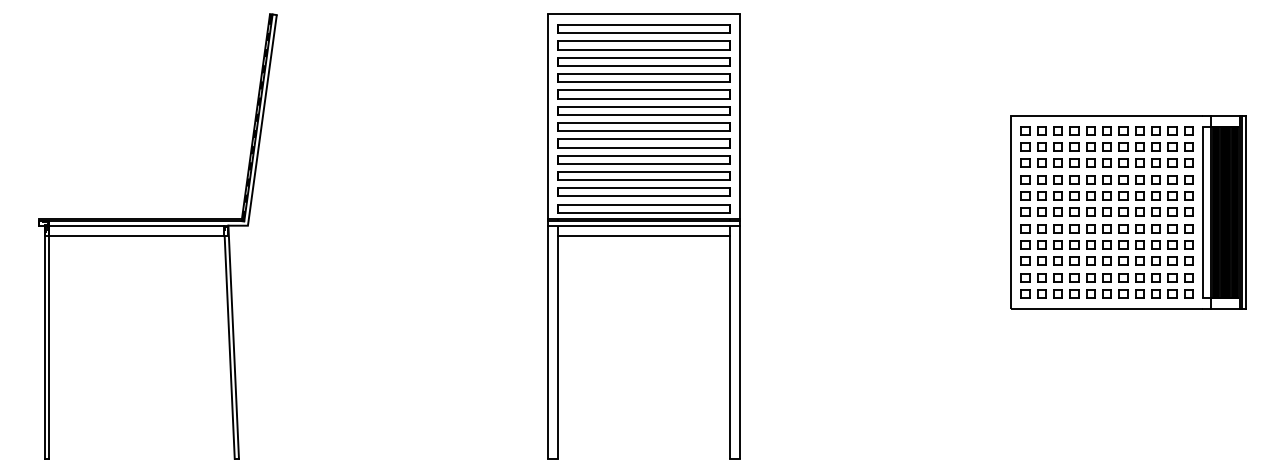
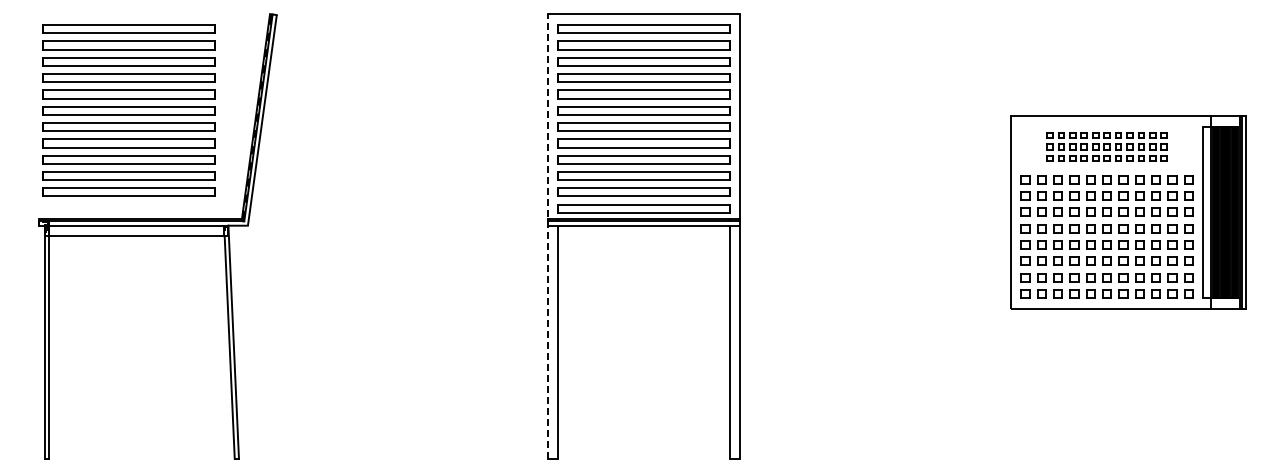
part: none -> present (128, 110)
part size: 174x42 px -> 122x30 px (1106, 146)
line: solid -> dashed (547, 236)
line: present -> none (643, 236)
